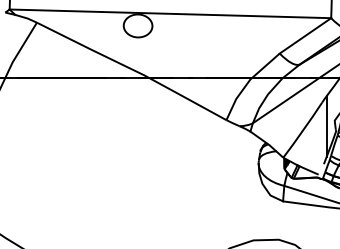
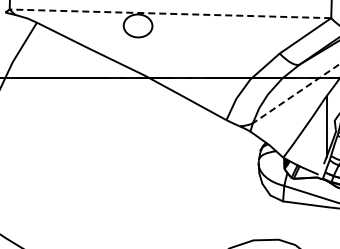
line: solid -> dashed (170, 13)
line: solid -> dashed (296, 93)
